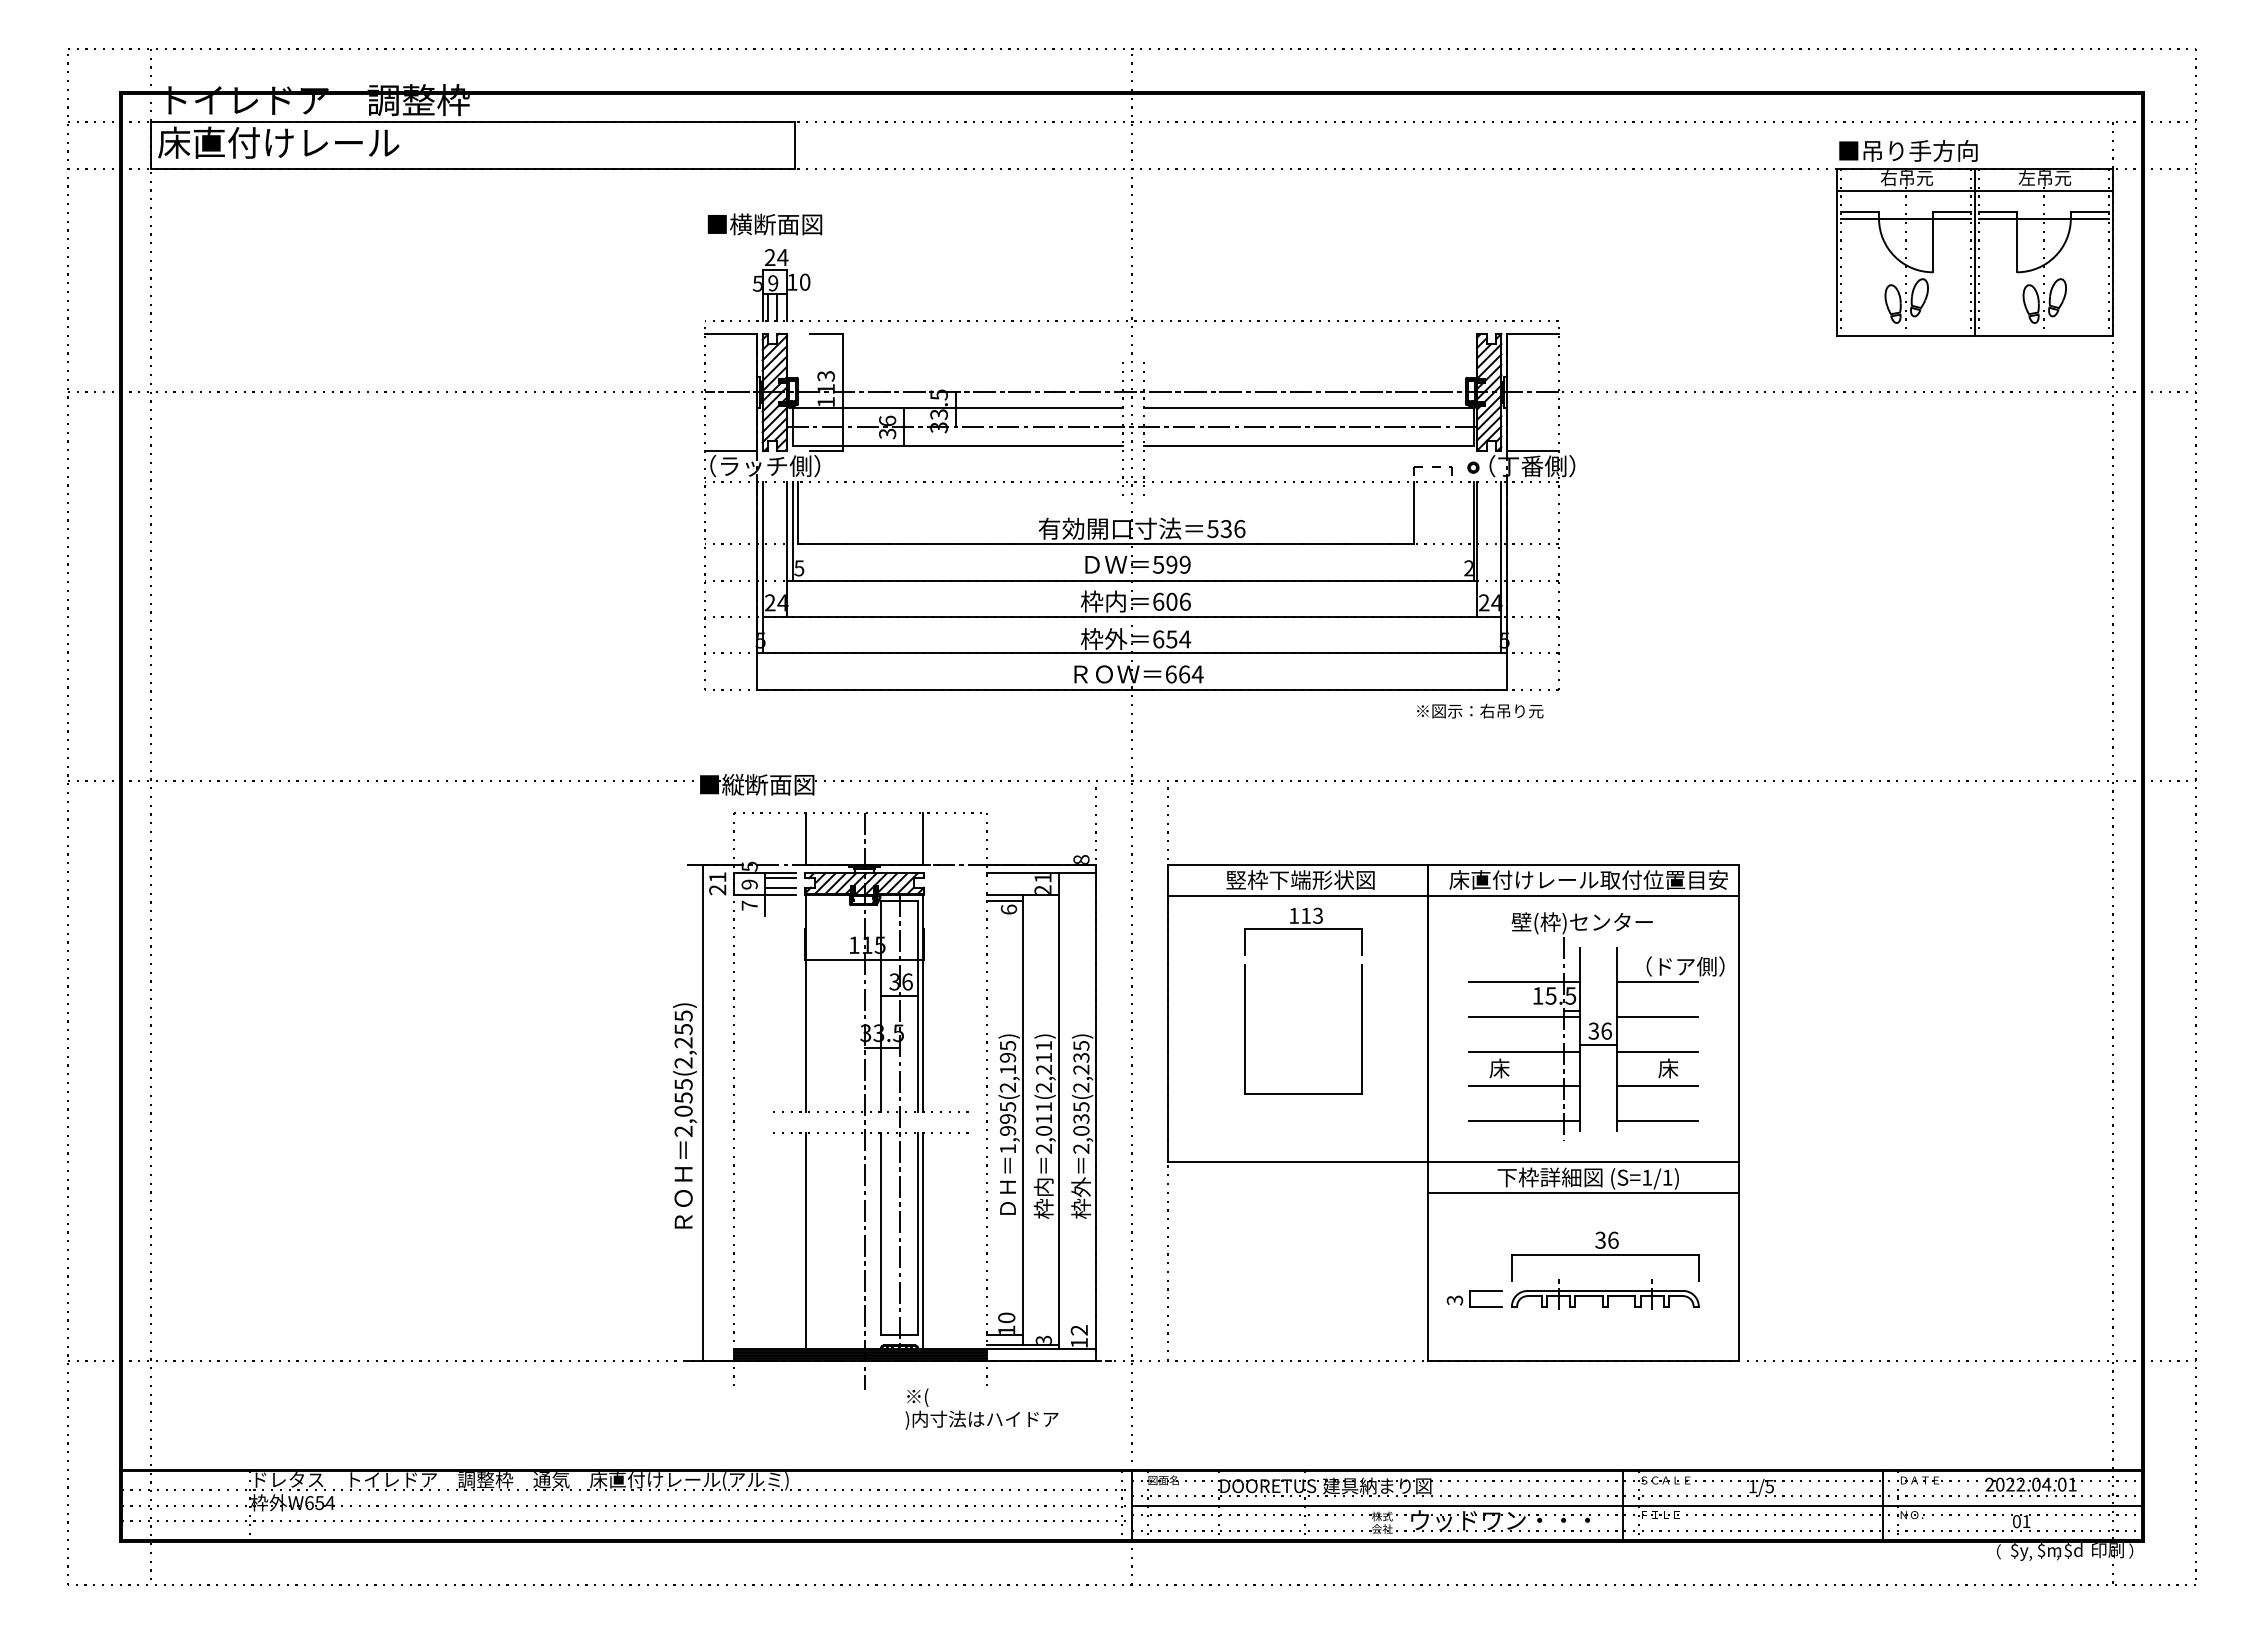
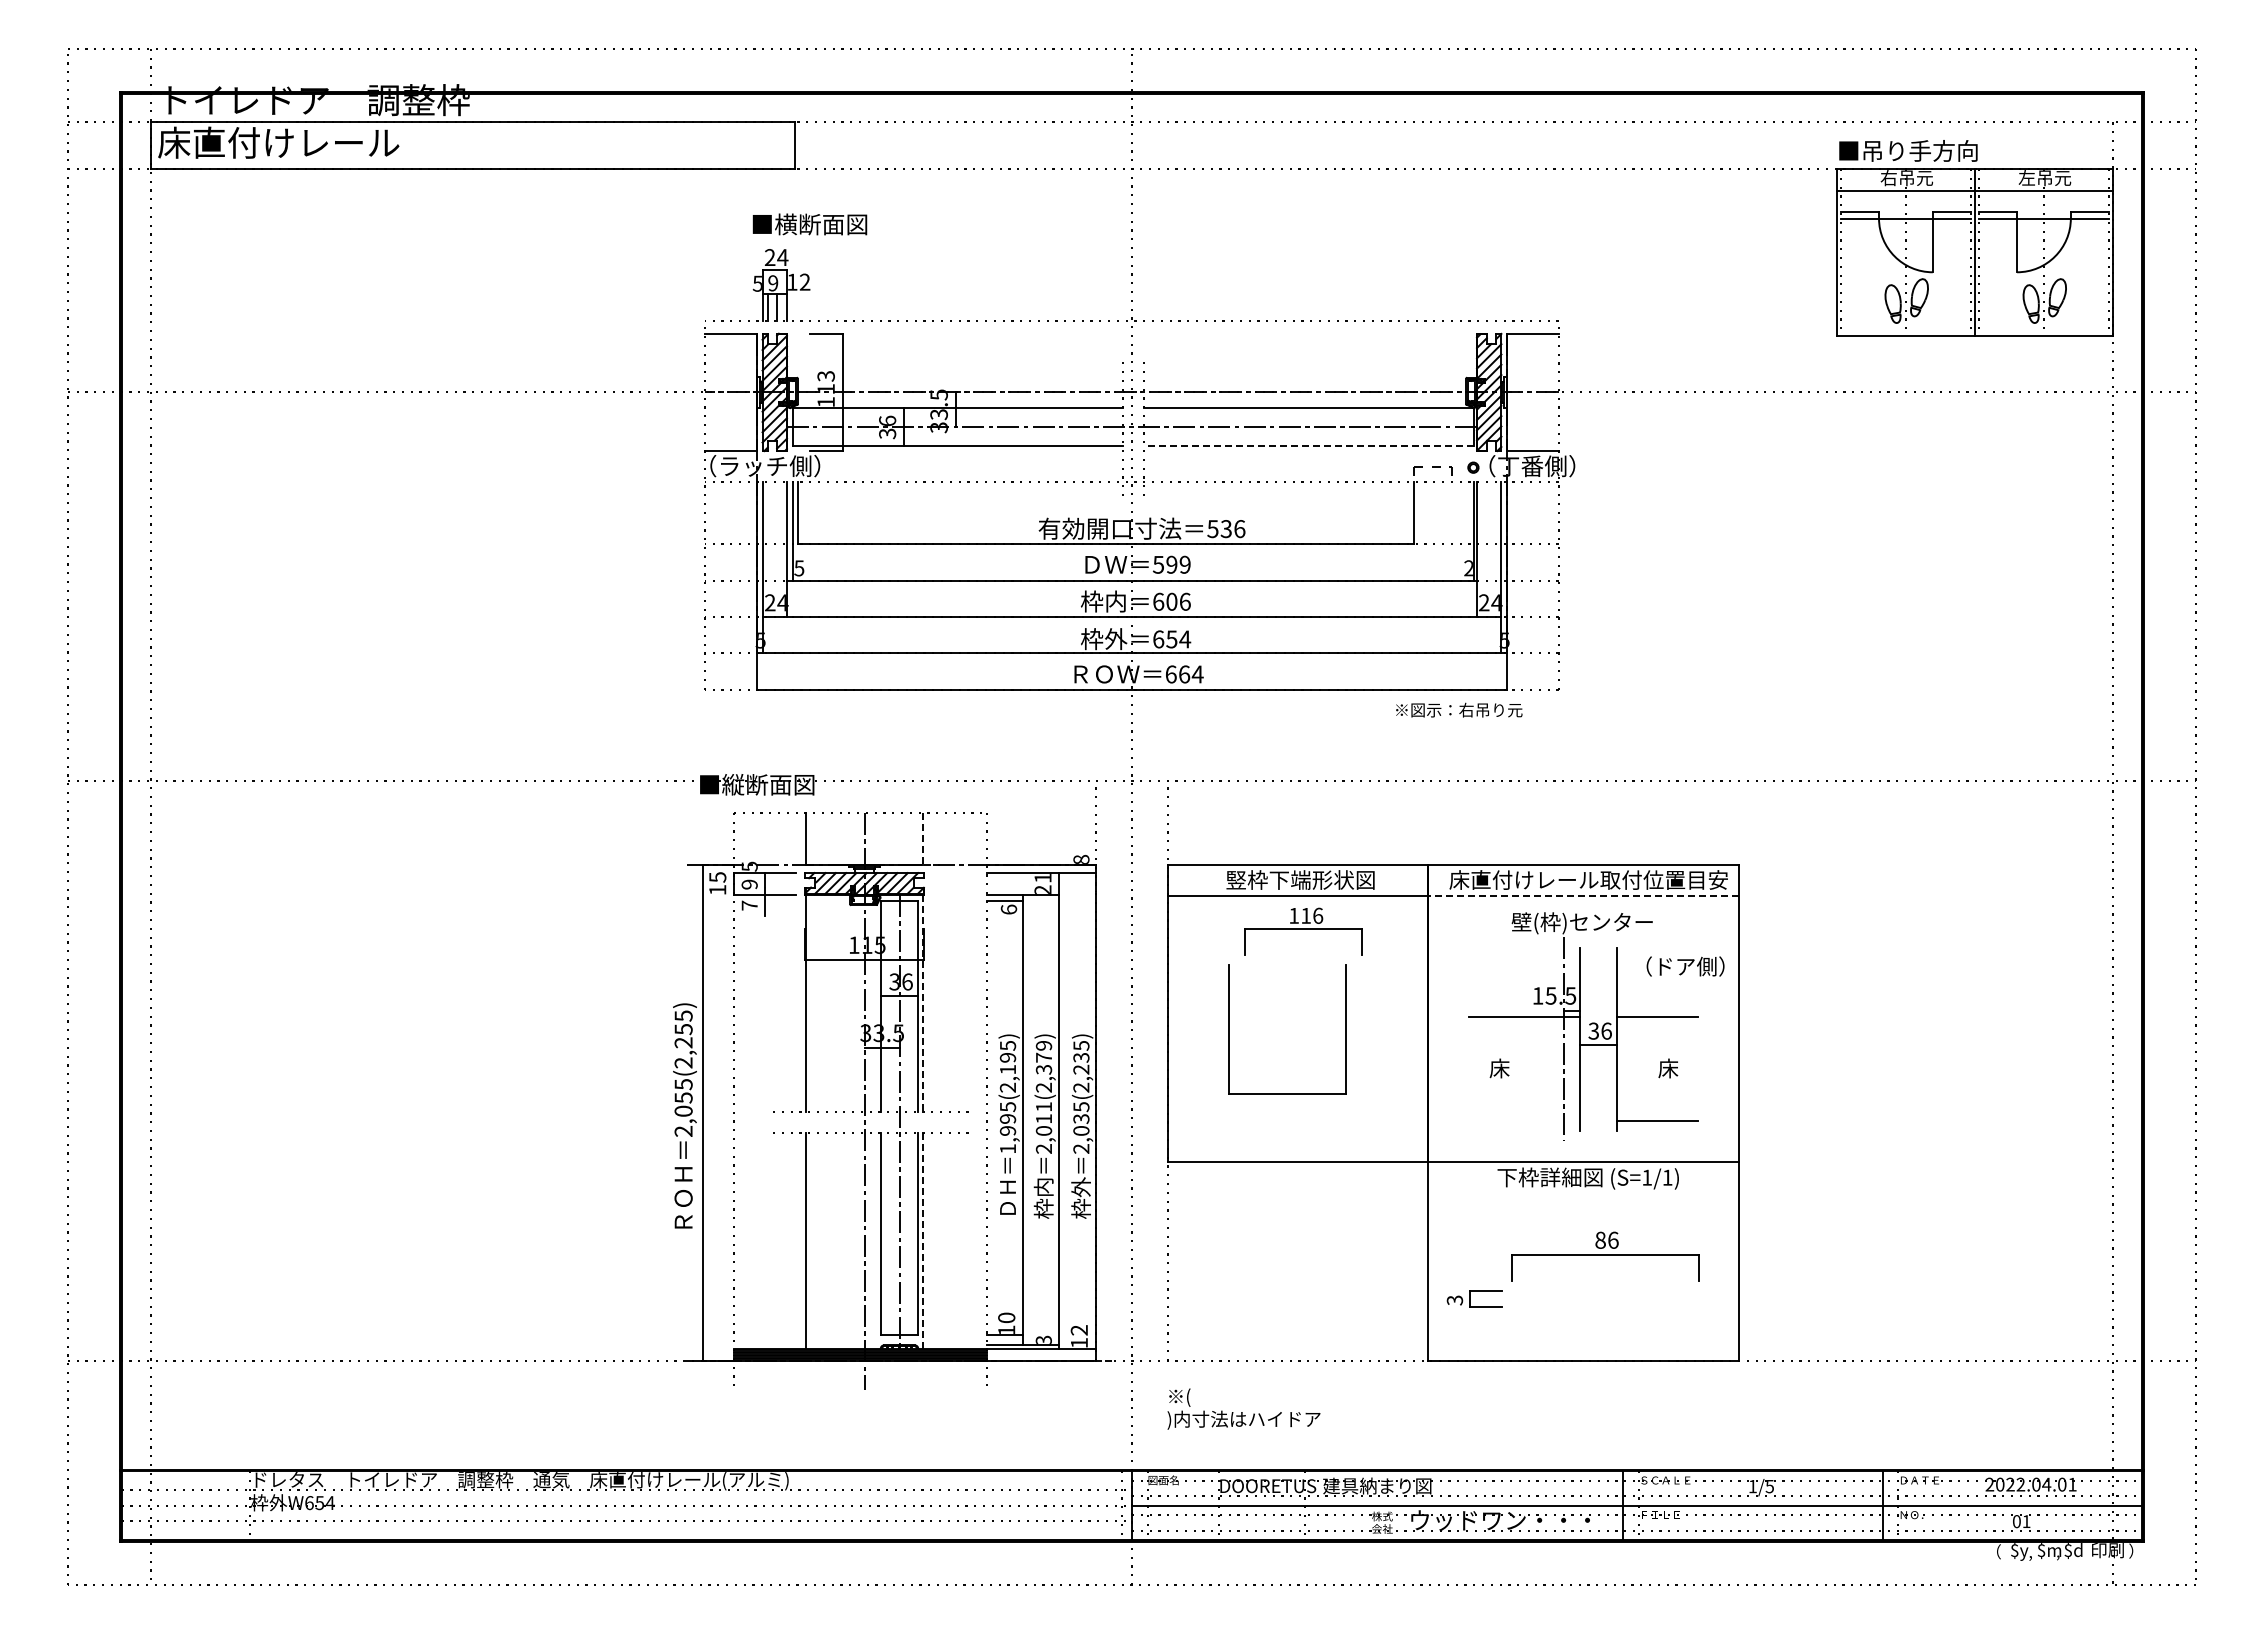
text position: (764, 224) -> (809, 224) (809, 224)
text: 10 -> 12 (804, 281)
line: solid -> dashed (1308, 445)
text position: (1480, 710) -> (1459, 709) (1459, 709)
line: solid -> dashed (923, 838)
line: present -> none (780, 878)
text: 21 -> 15 (717, 883)
line: present -> none (780, 887)
line: solid -> dashed (1583, 895)
text: 113 -> 116 (1318, 915)
line: present -> none (1524, 982)
line: present -> none (1657, 982)
line: solid -> dashed (923, 1003)
part position: (1245, 1029) -> (1229, 1029) (1229, 1029)
line: present -> none (1524, 1051)
line: present -> none (1657, 1051)
text: 2,011(2,211) -> 2,011(2,379) (1043, 1057)
line: present -> none (1524, 1086)
line: present -> none (1657, 1086)
line: present -> none (1524, 1120)
line: present -> none (1583, 1193)
text: 36 -> 86 (1600, 1239)
line: solid -> dashed (923, 1240)
part: present -> none (1605, 1294)
text position: (981, 1408) -> (1243, 1408) (1243, 1408)
